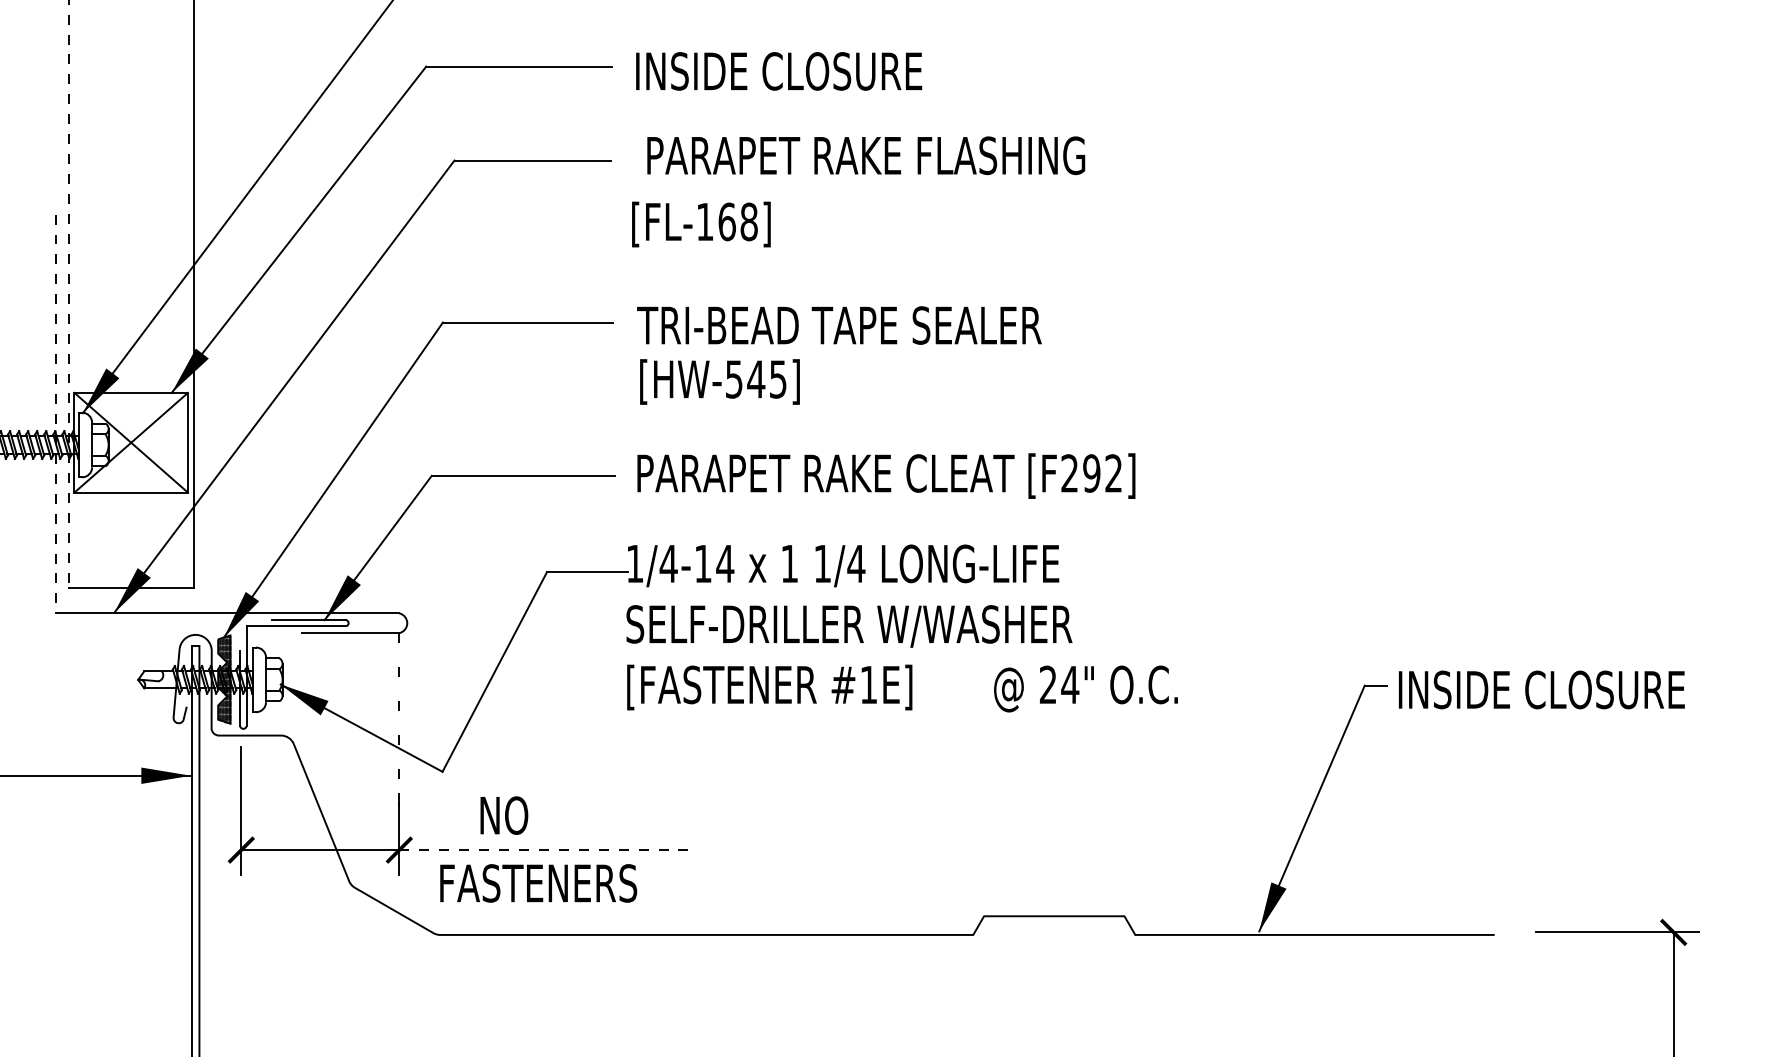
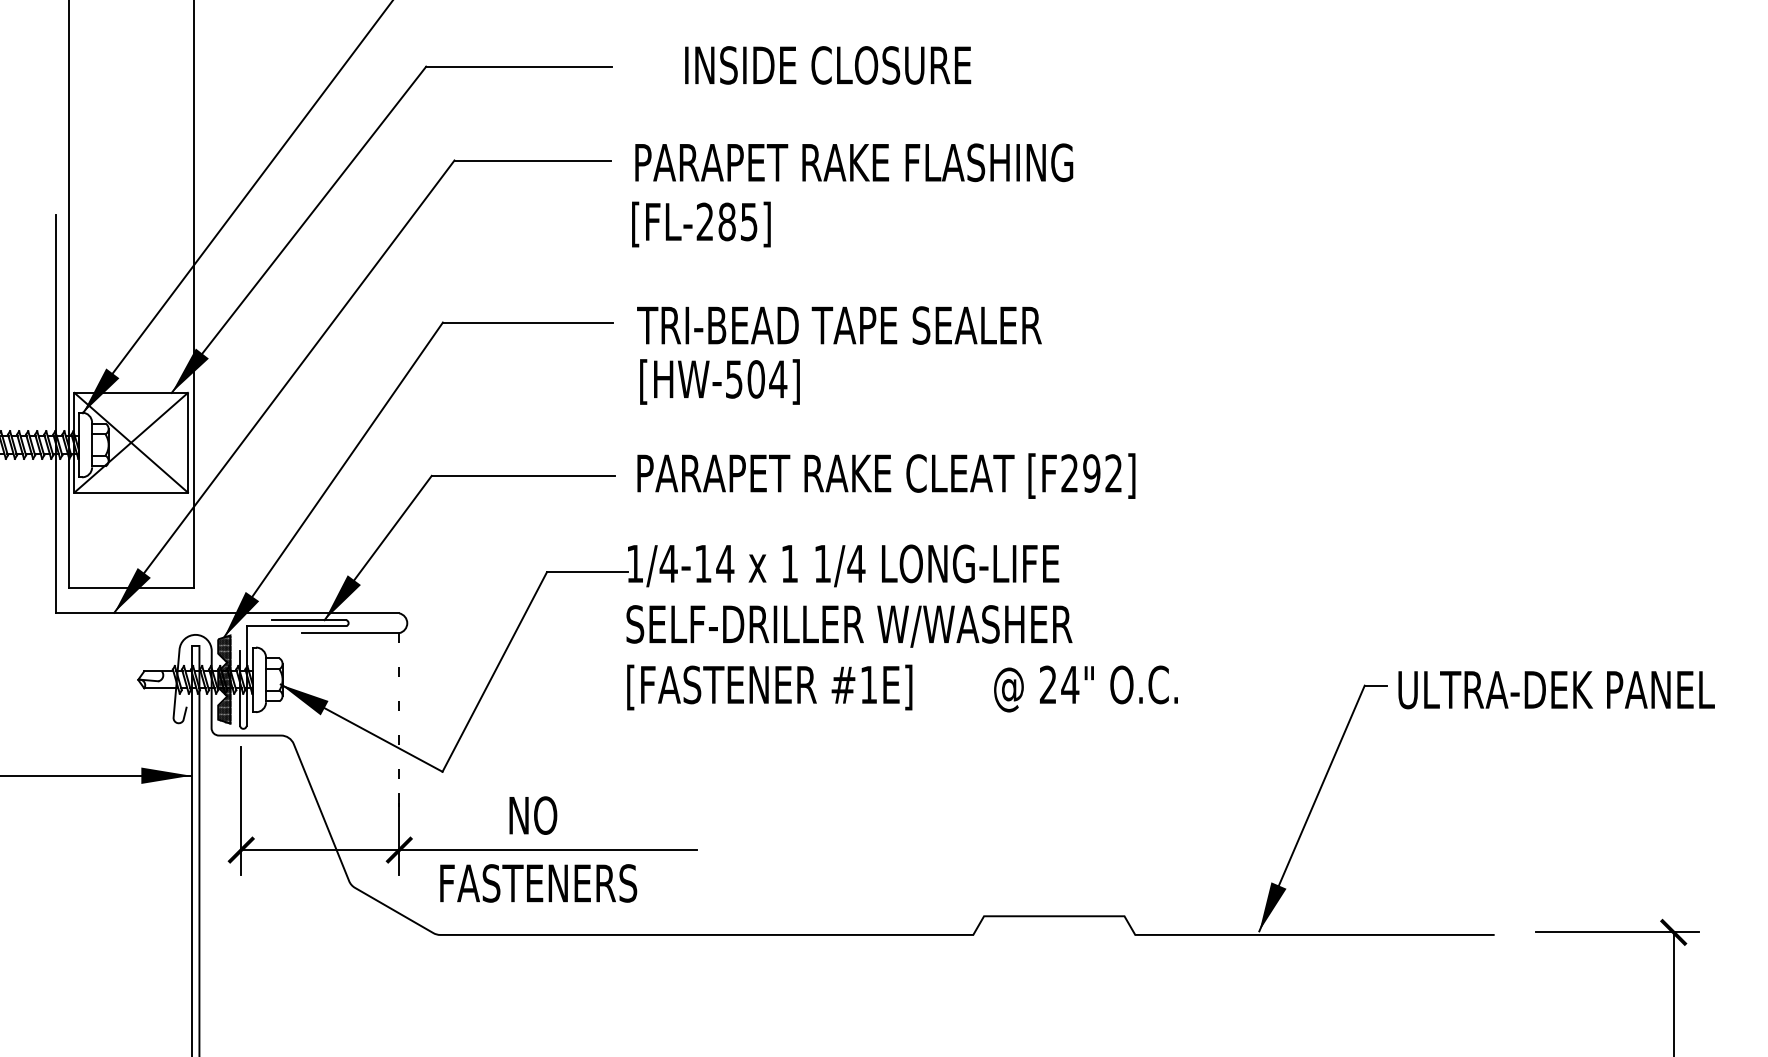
text position: (779, 71) -> (828, 65) (828, 65)
text position: (866, 155) -> (854, 162) (854, 162)
text: [FL-168] -> [FL-285] (726, 221)
line: dashed -> solid (68, 294)
text: [HW-545] -> [HW-504] (767, 379)
line: dashed -> solid (55, 414)
text: INSIDE CLOSURE -> ULTRA-DEK PANEL (1556, 689)
text position: (504, 815) -> (533, 815) (533, 815)
line: dashed -> solid (548, 850)
